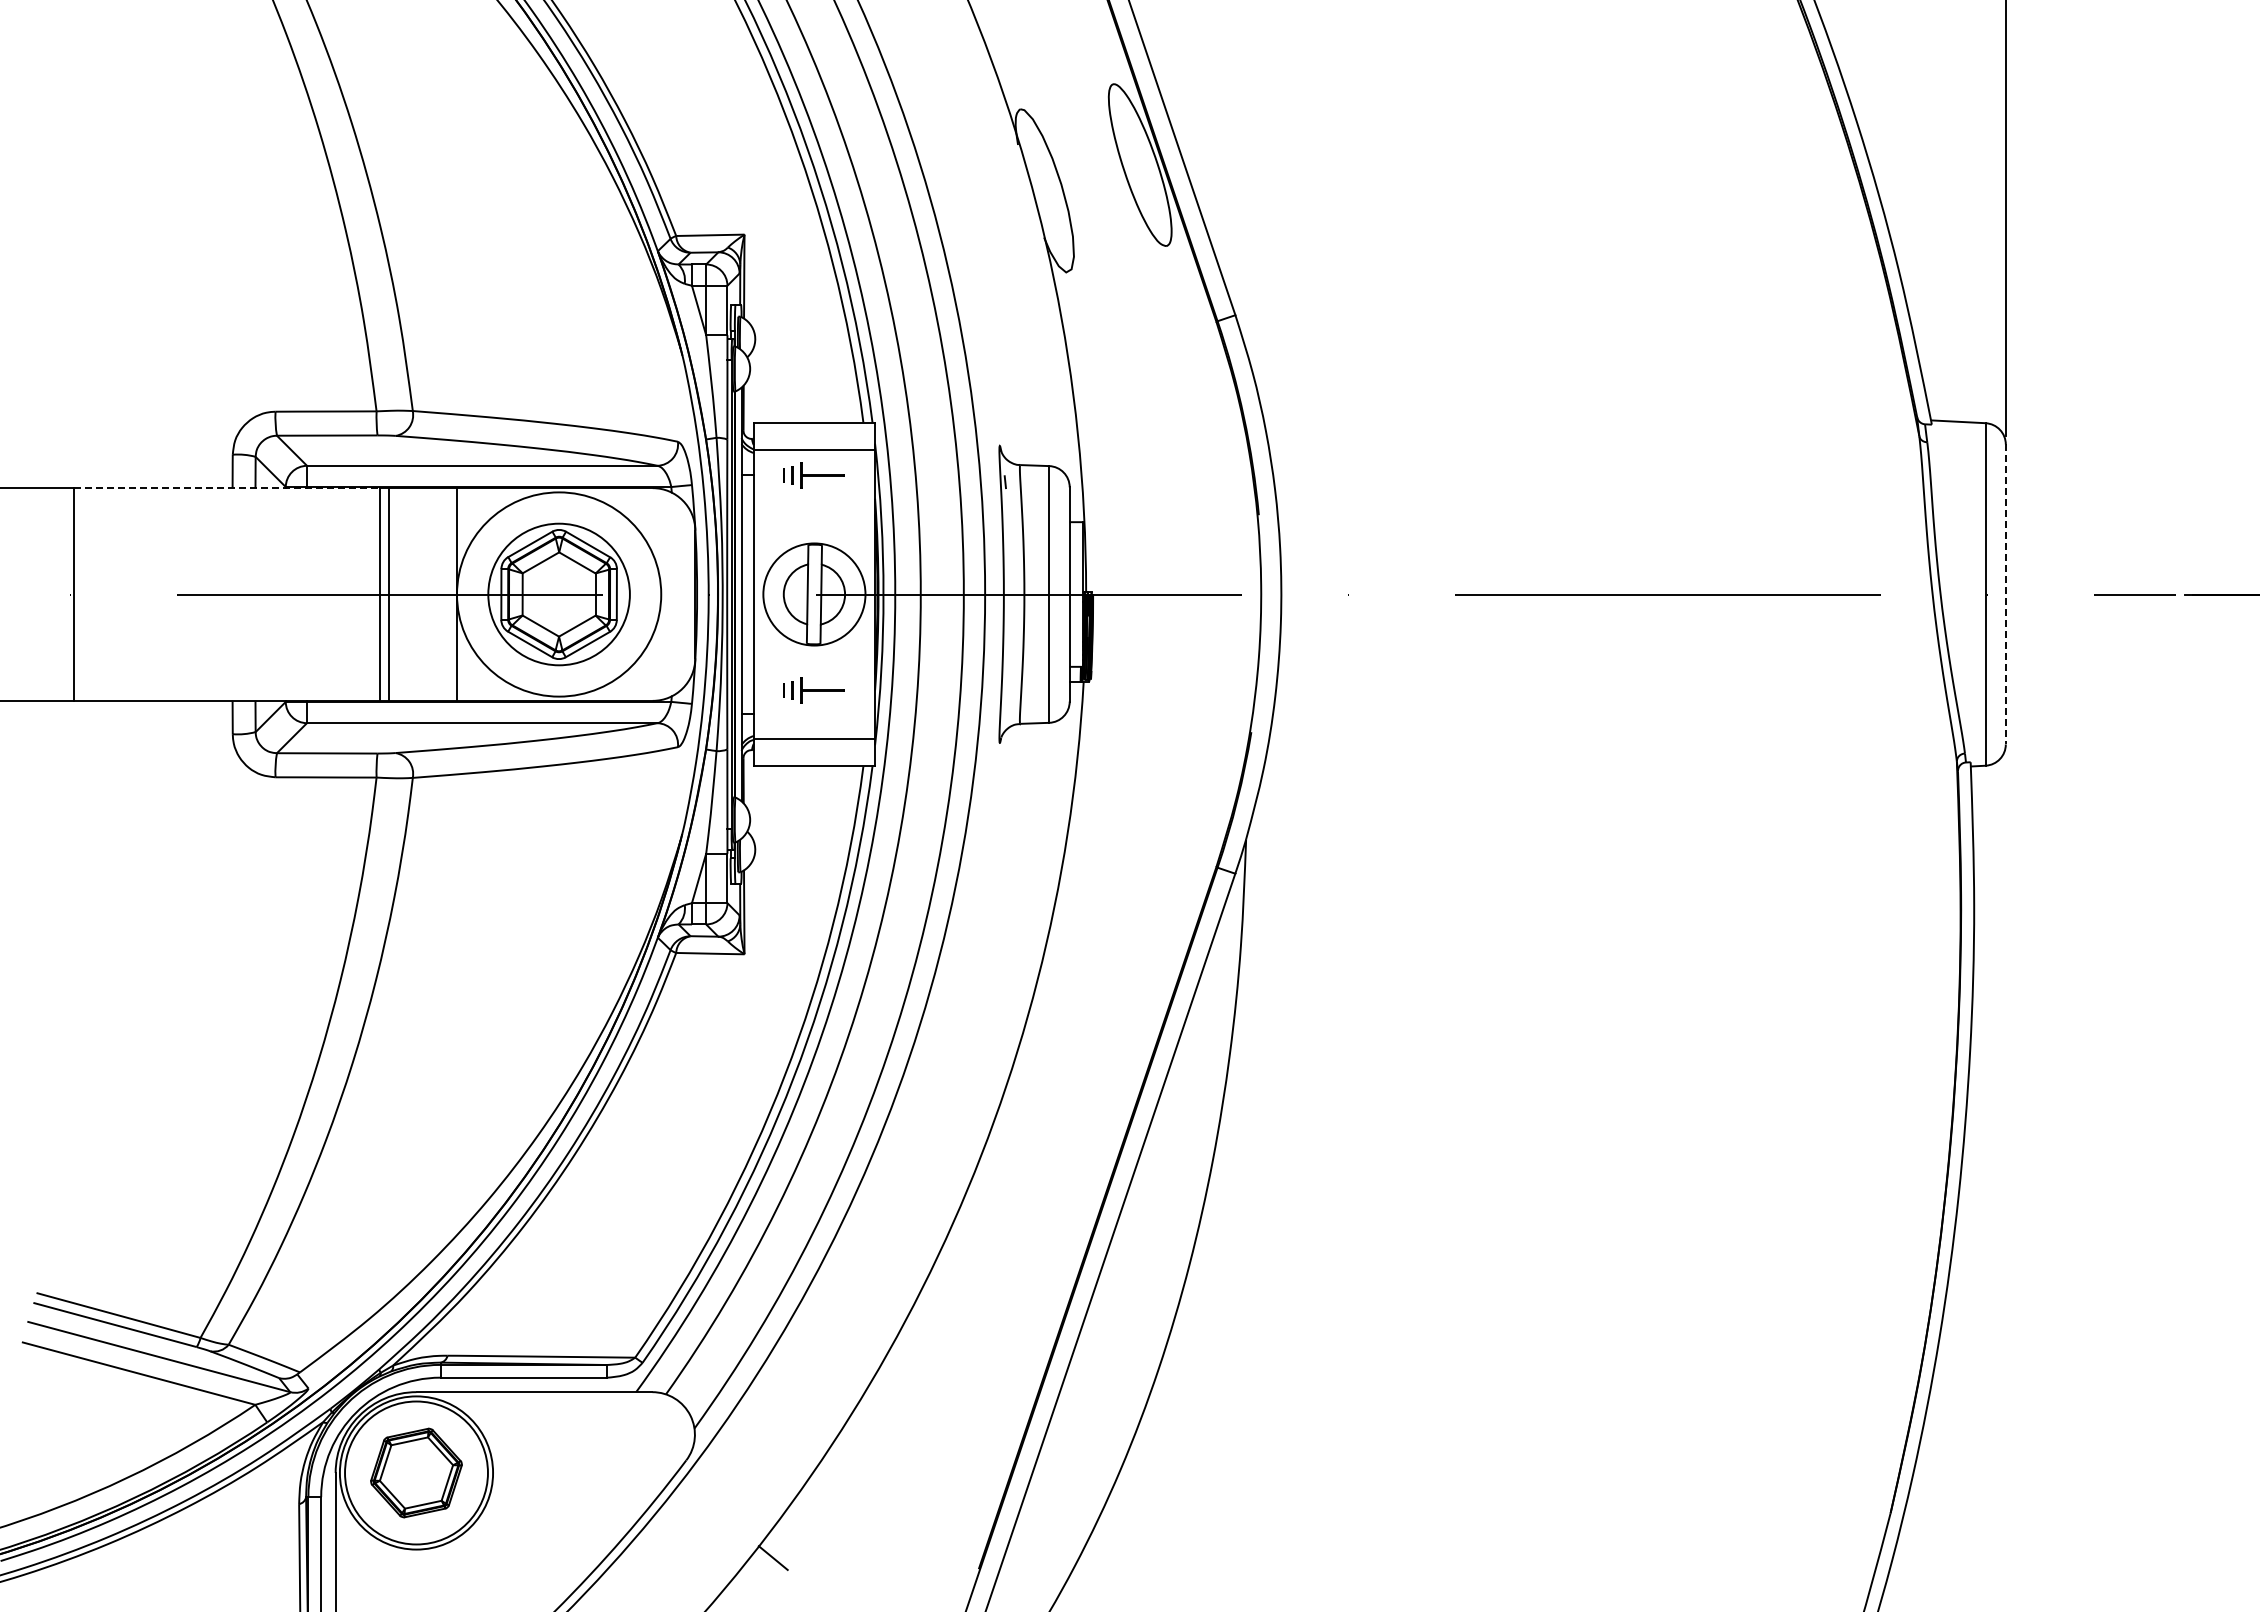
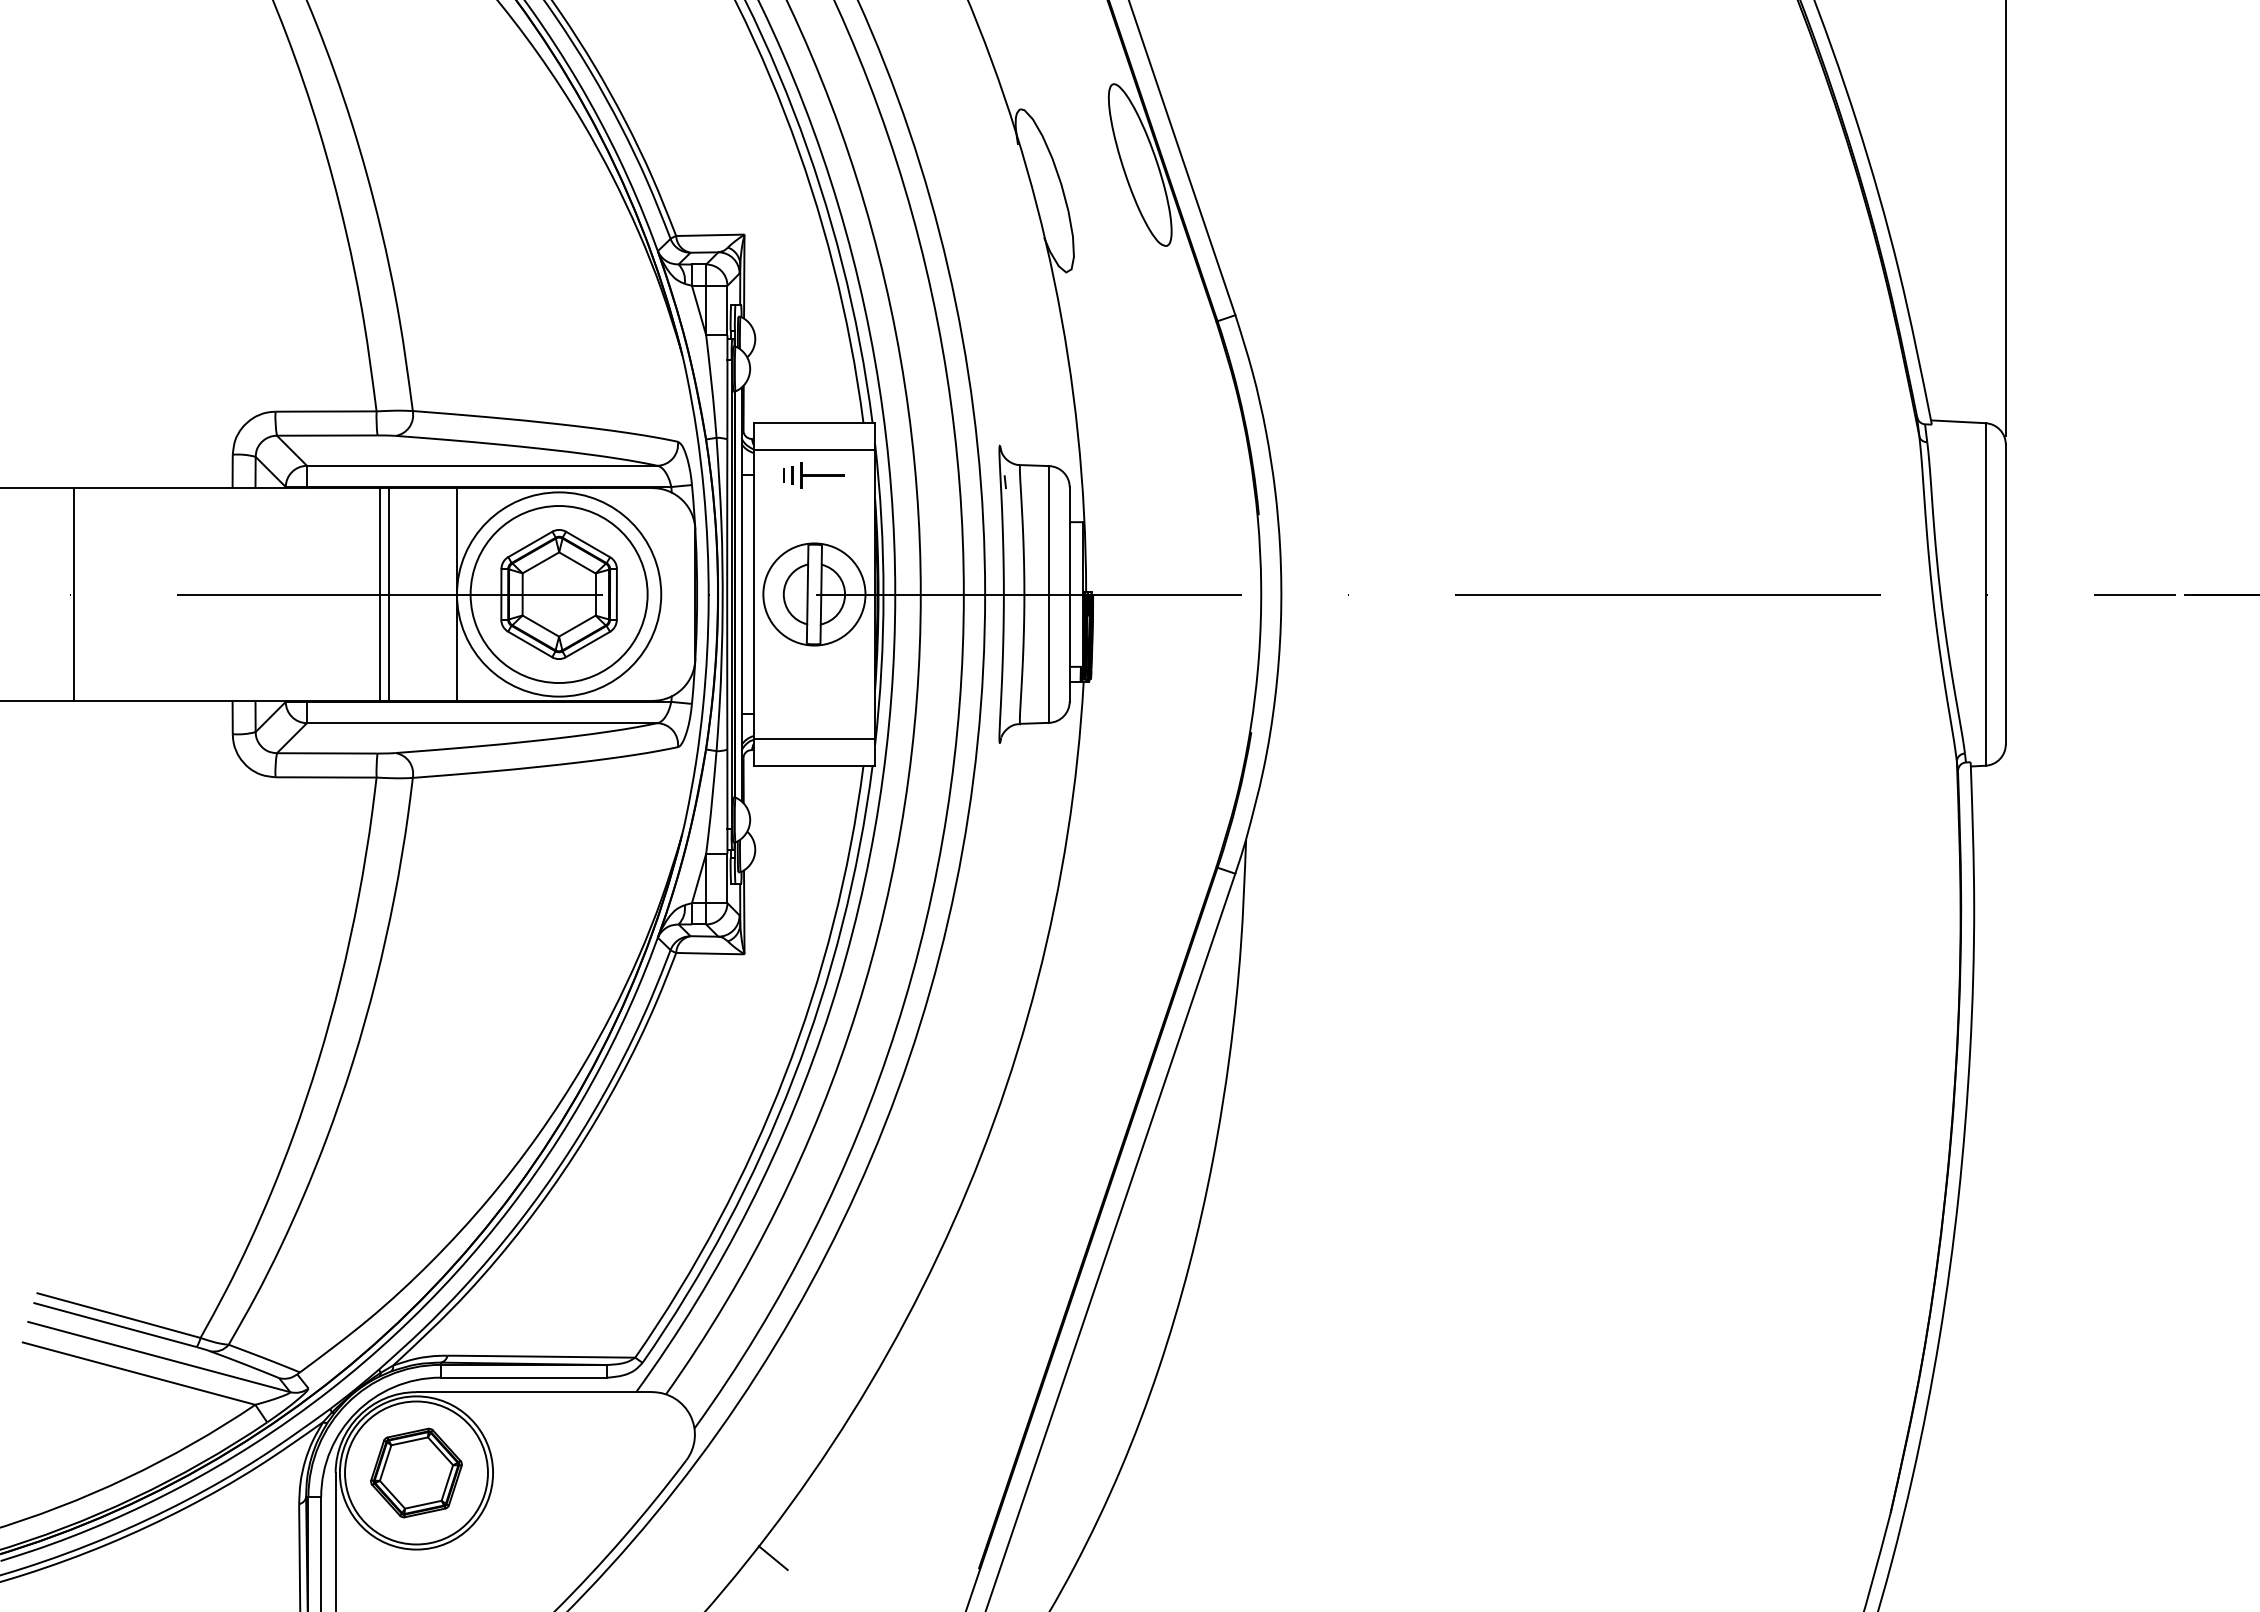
line: dashed -> solid (227, 488)
circle diameter: 142 px -> 177 px (558, 594)
line: dashed -> solid (2005, 594)
part: present -> none (813, 690)
